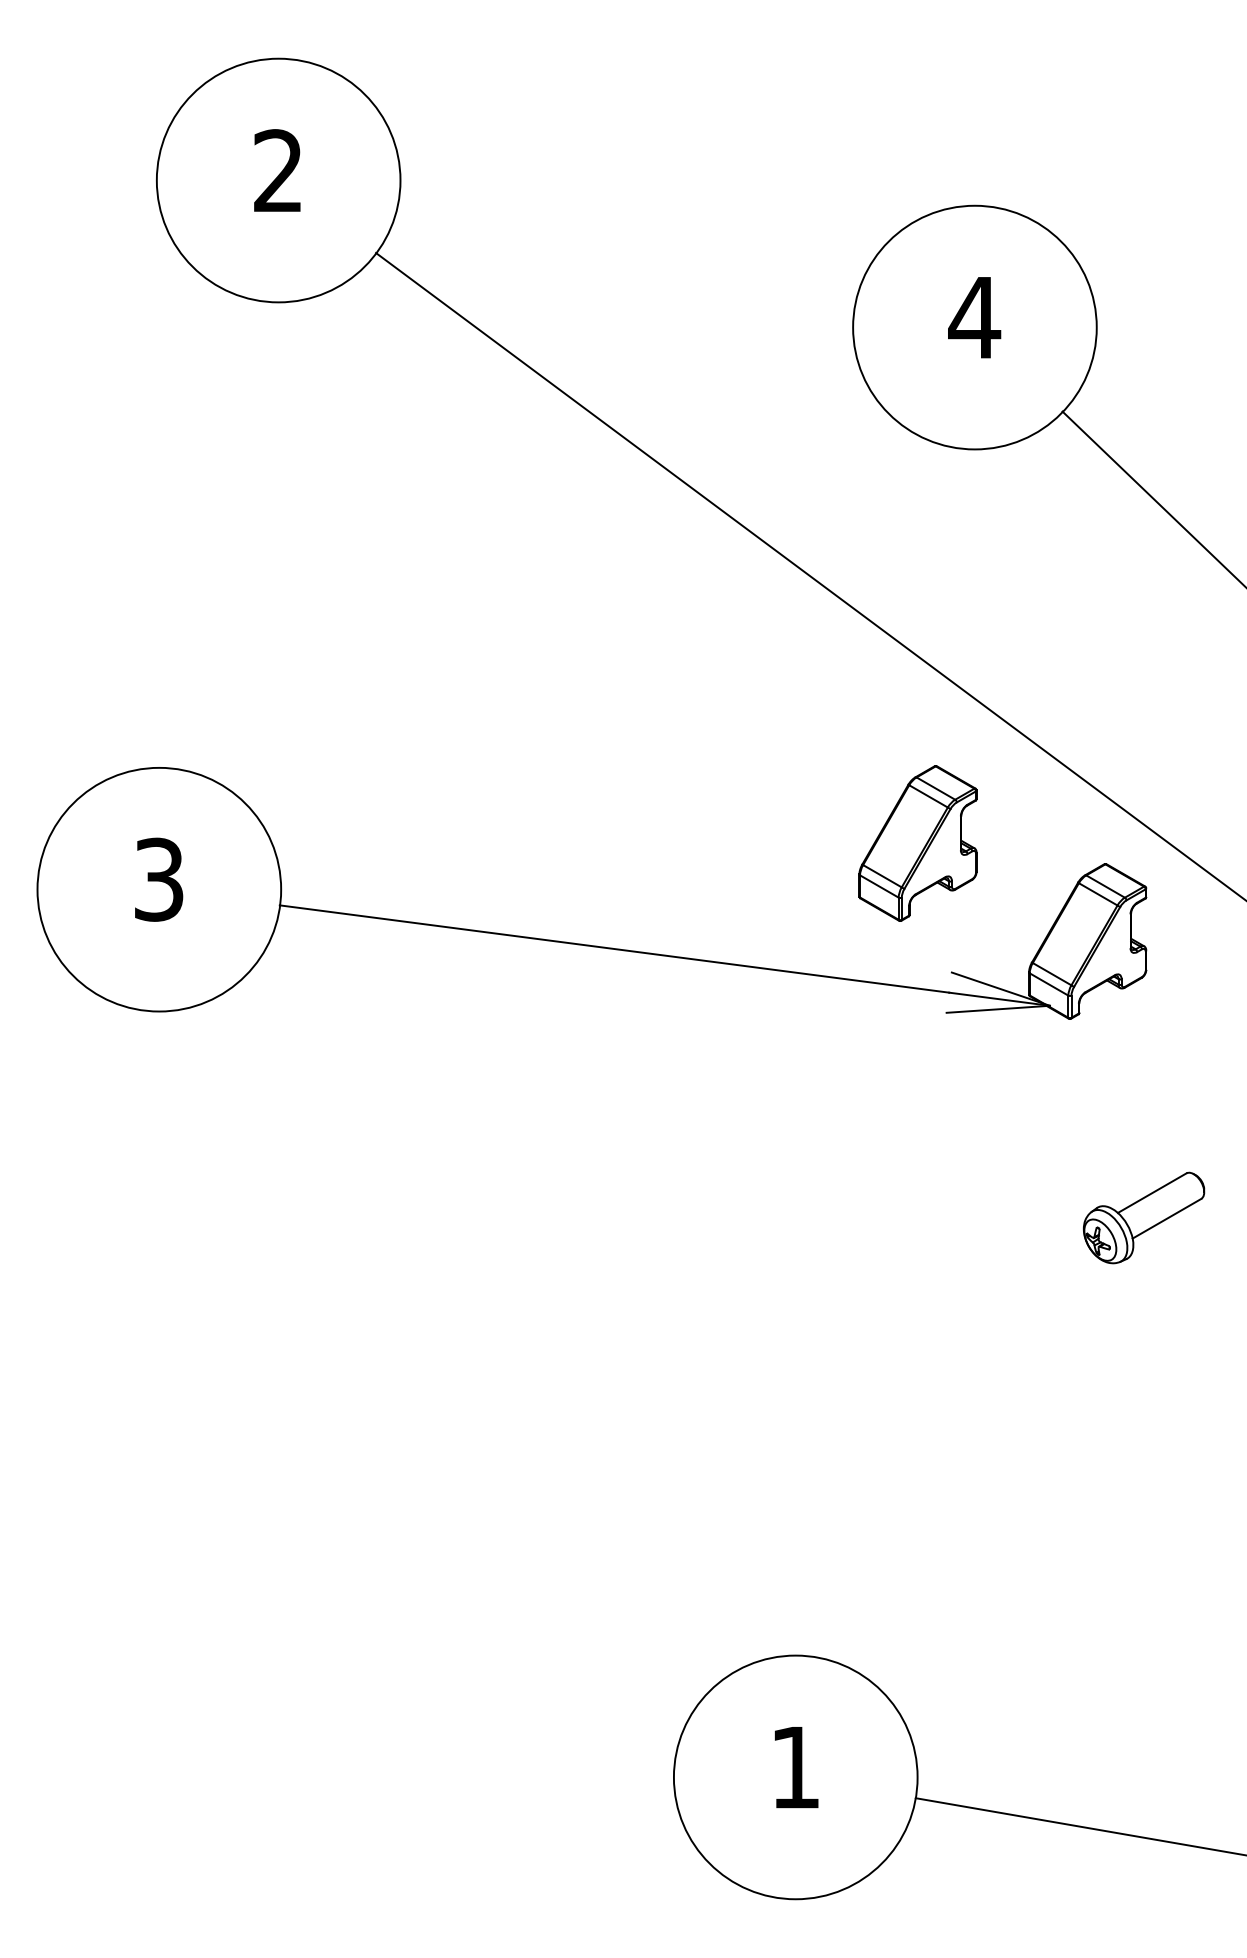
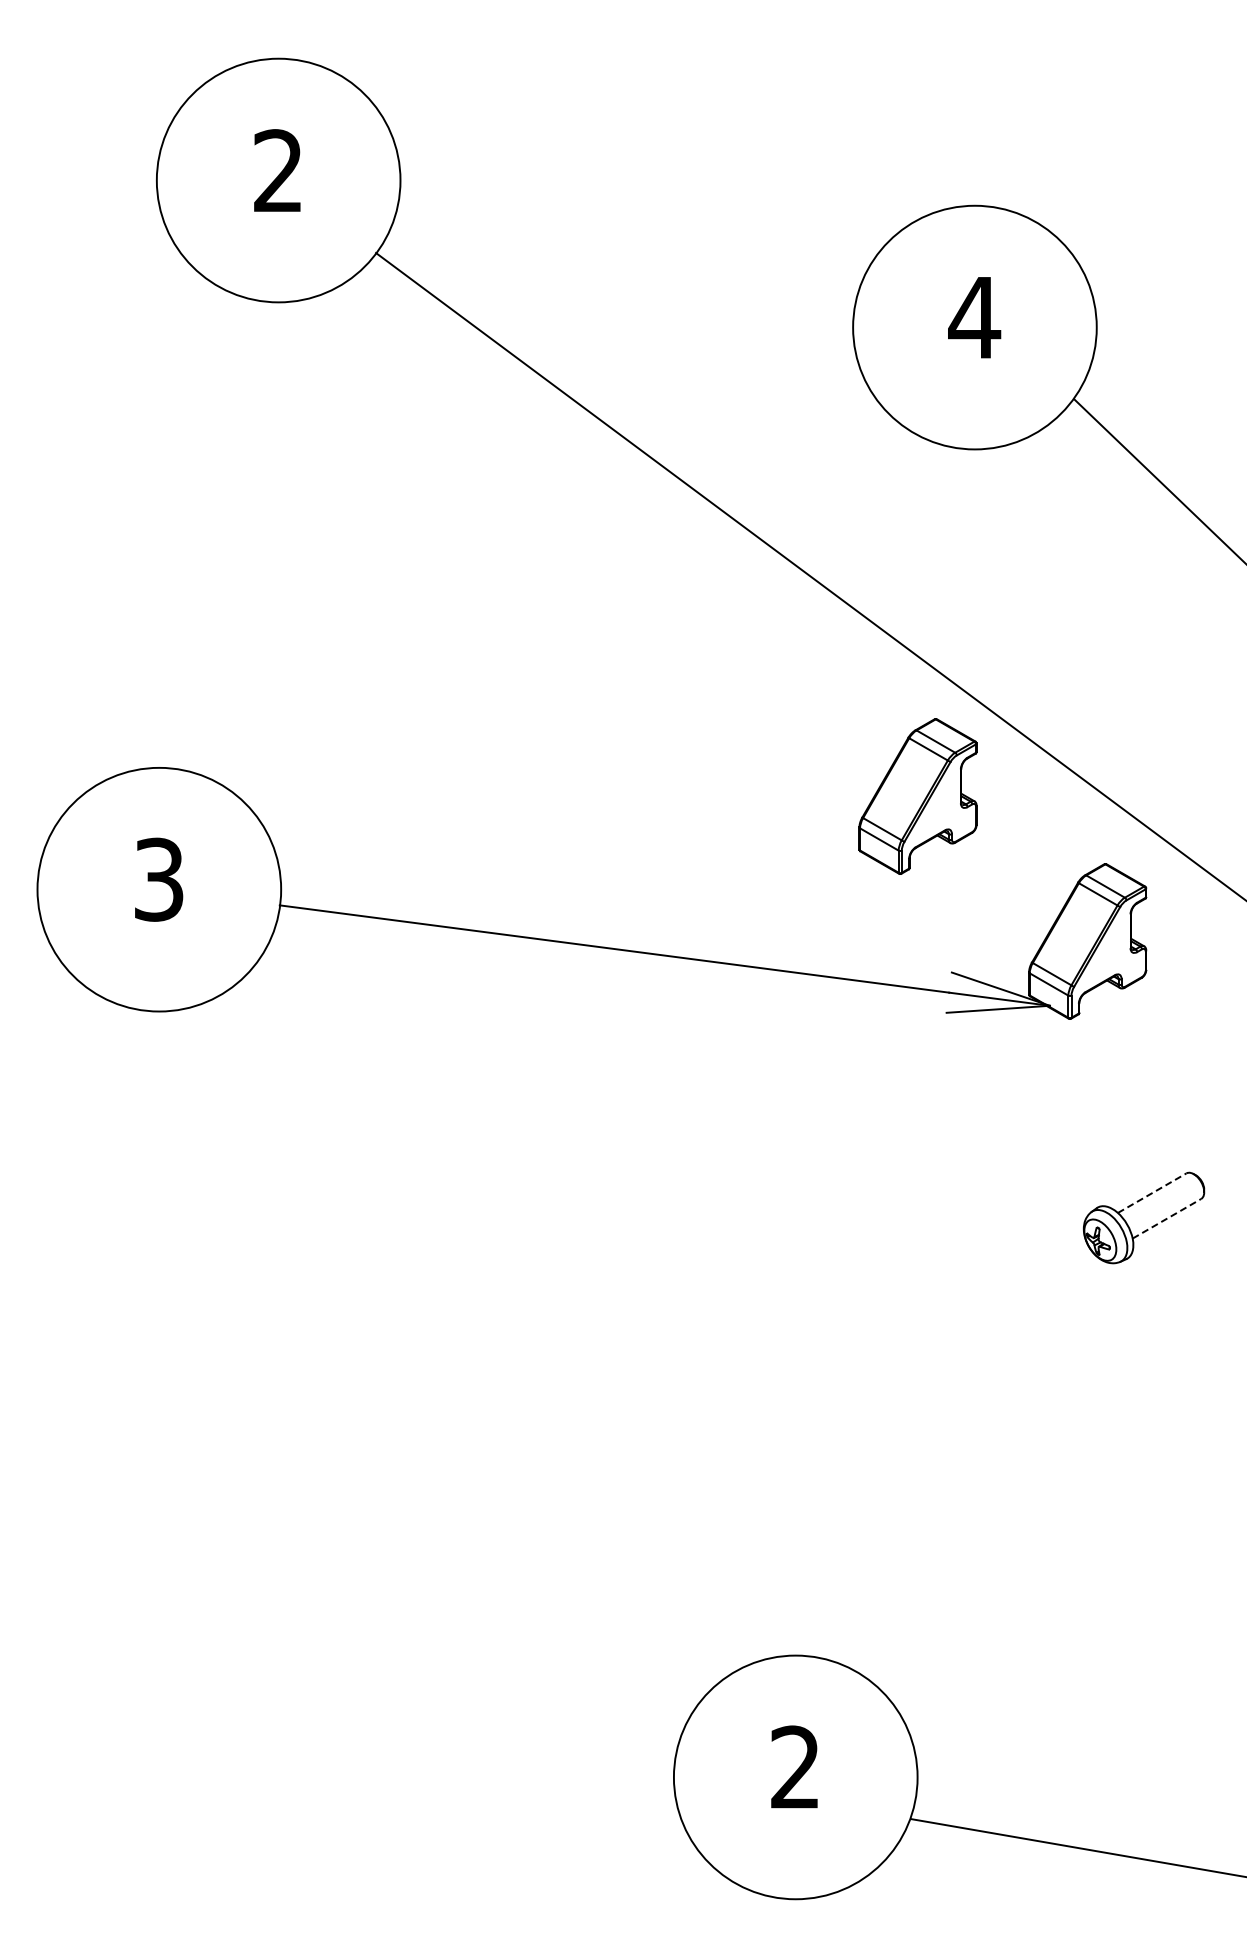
line position: (1152, 498) -> (1158, 480) (1158, 480)
part position: (917, 843) -> (917, 796) (917, 796)
line: solid -> dashed (1152, 1193)
line: solid -> dashed (1166, 1218)
text: 1 -> 2 (794, 1766)
line position: (1079, 1826) -> (1077, 1847) (1077, 1847)
